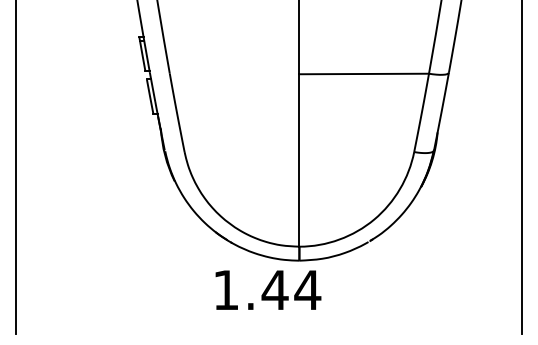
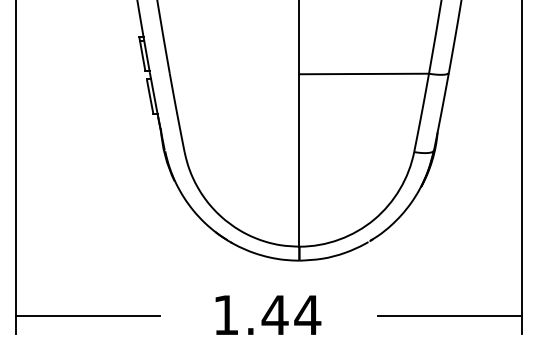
text position: (268, 289) -> (268, 314) (268, 314)
line: none -> present (87, 315)
line: none -> present (449, 315)
